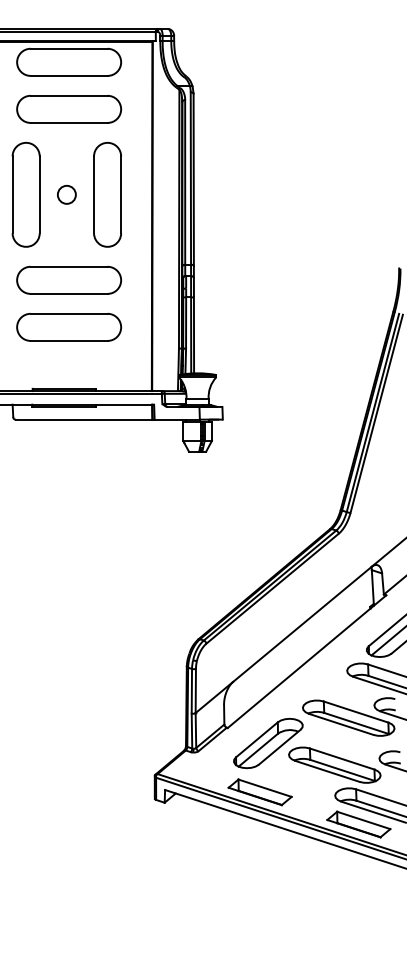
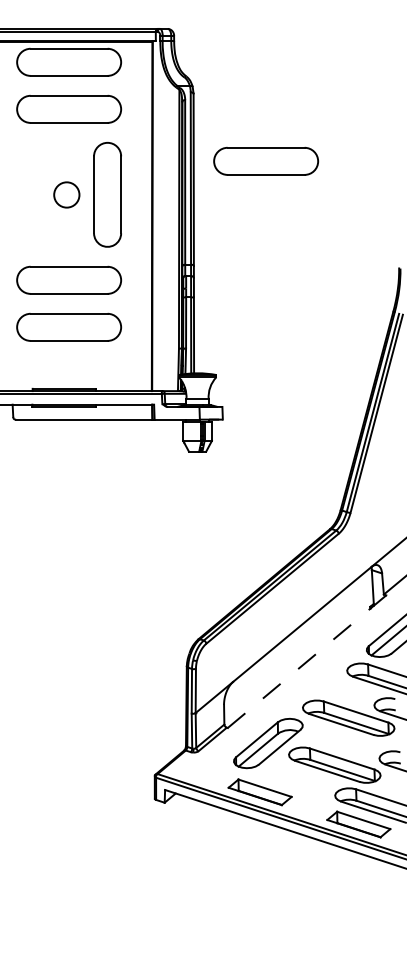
part: none -> present (266, 160)
part: present -> none (25, 194)
circle size: 20x21 px -> 28x28 px (66, 194)
line: solid -> dashed (307, 661)
